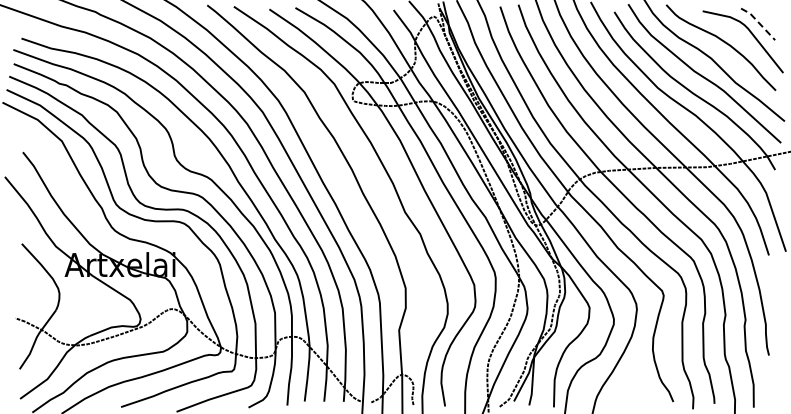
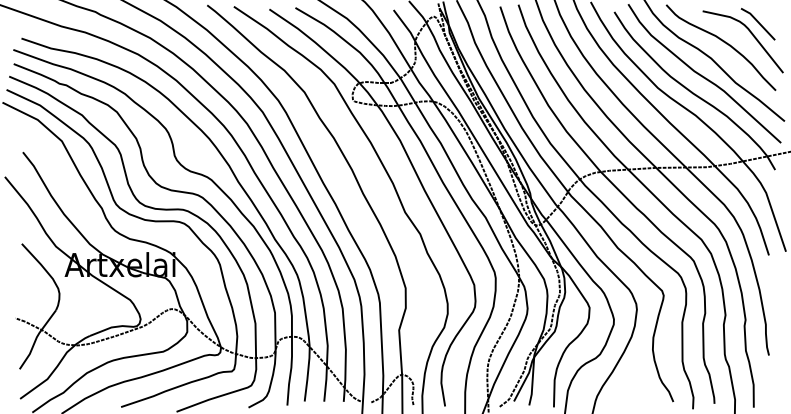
line: dashed -> solid (758, 22)
